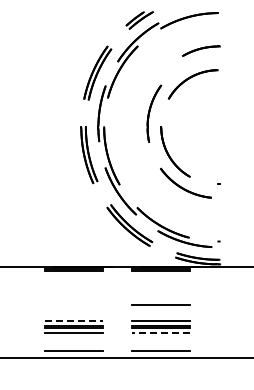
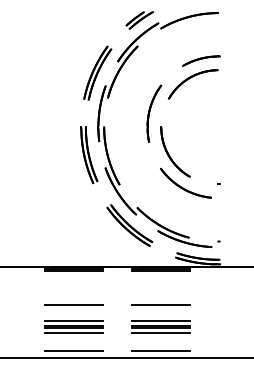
part position: (201, 50) -> (201, 60) (201, 60)
line: none -> present (73, 304)
line: dashed -> solid (74, 321)
line: dashed -> solid (160, 332)
